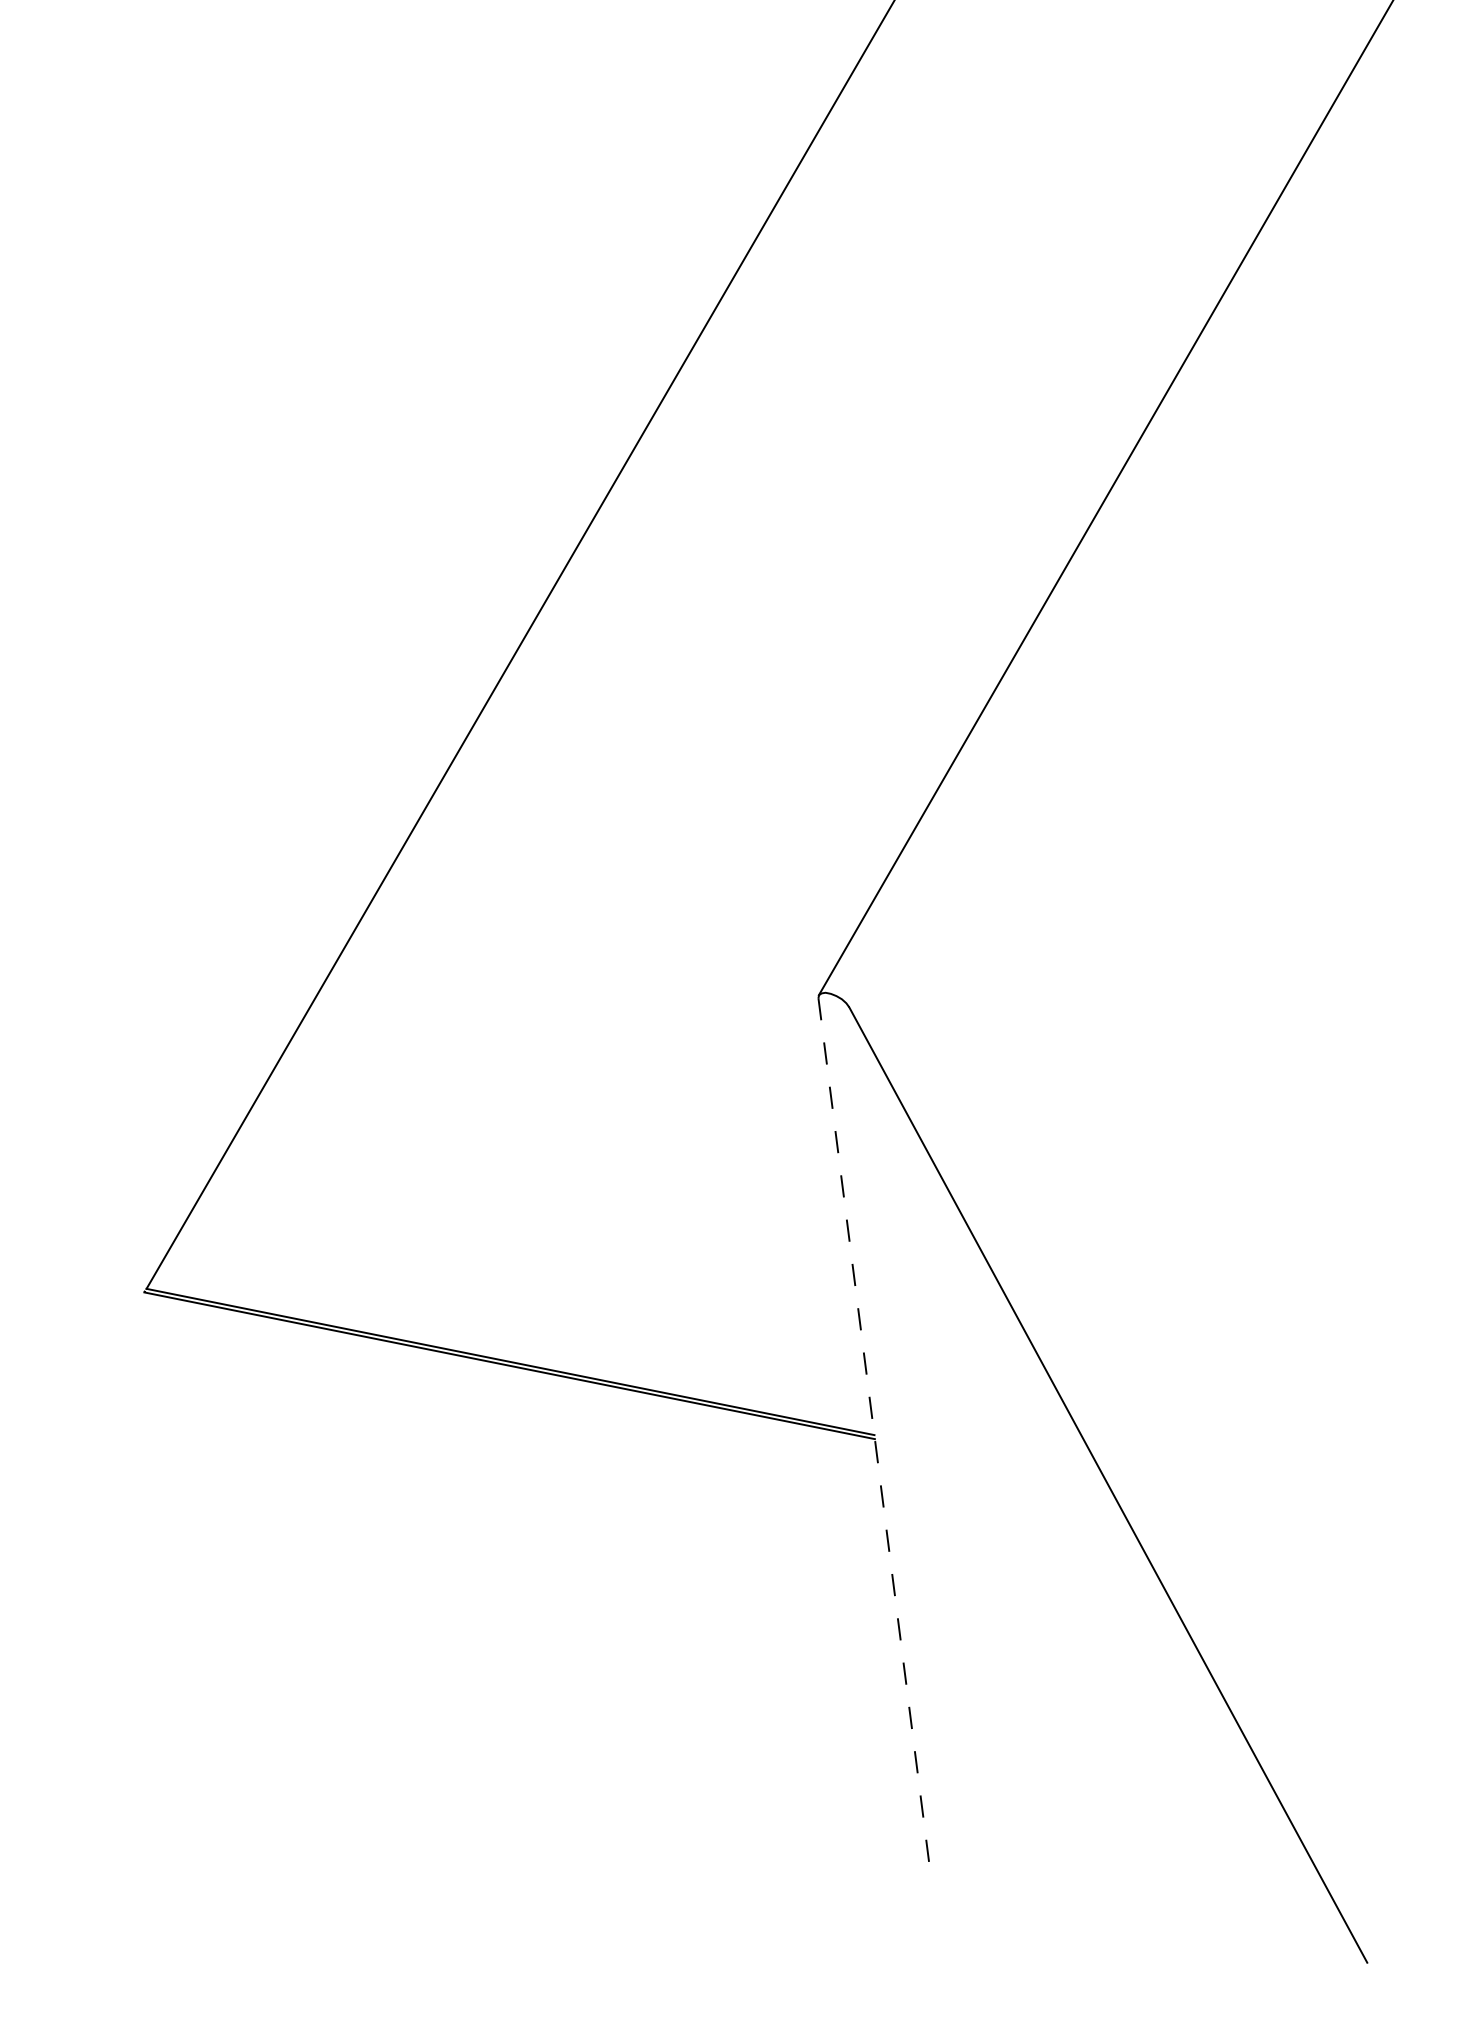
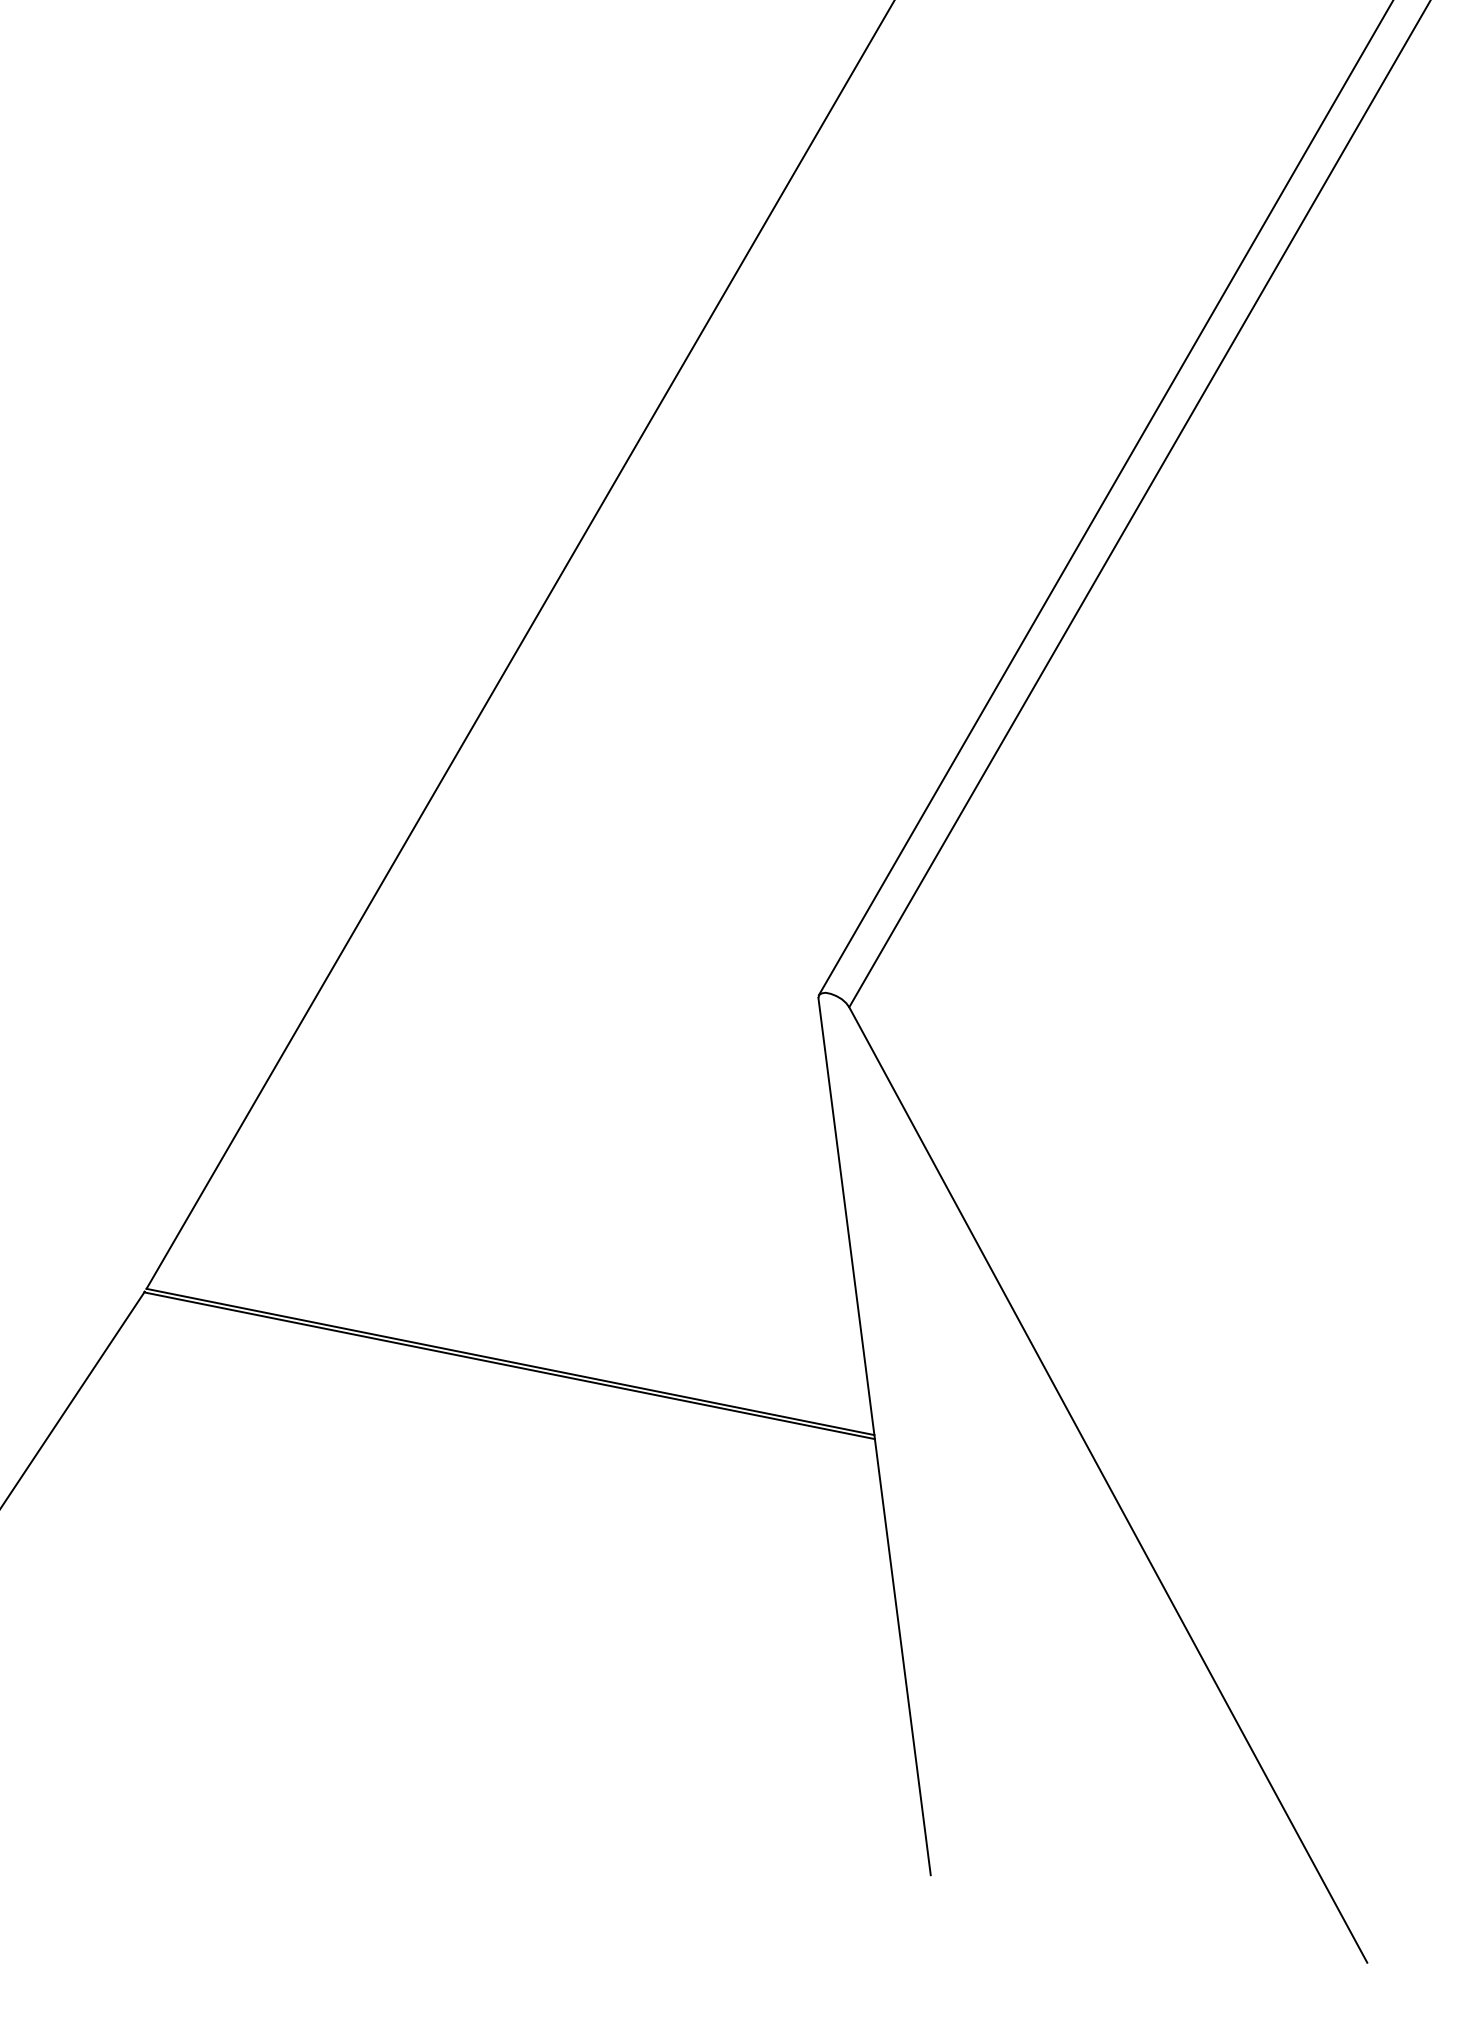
line: none -> present (1139, 504)
line: none -> present (73, 1398)
line: dashed -> solid (874, 1437)
